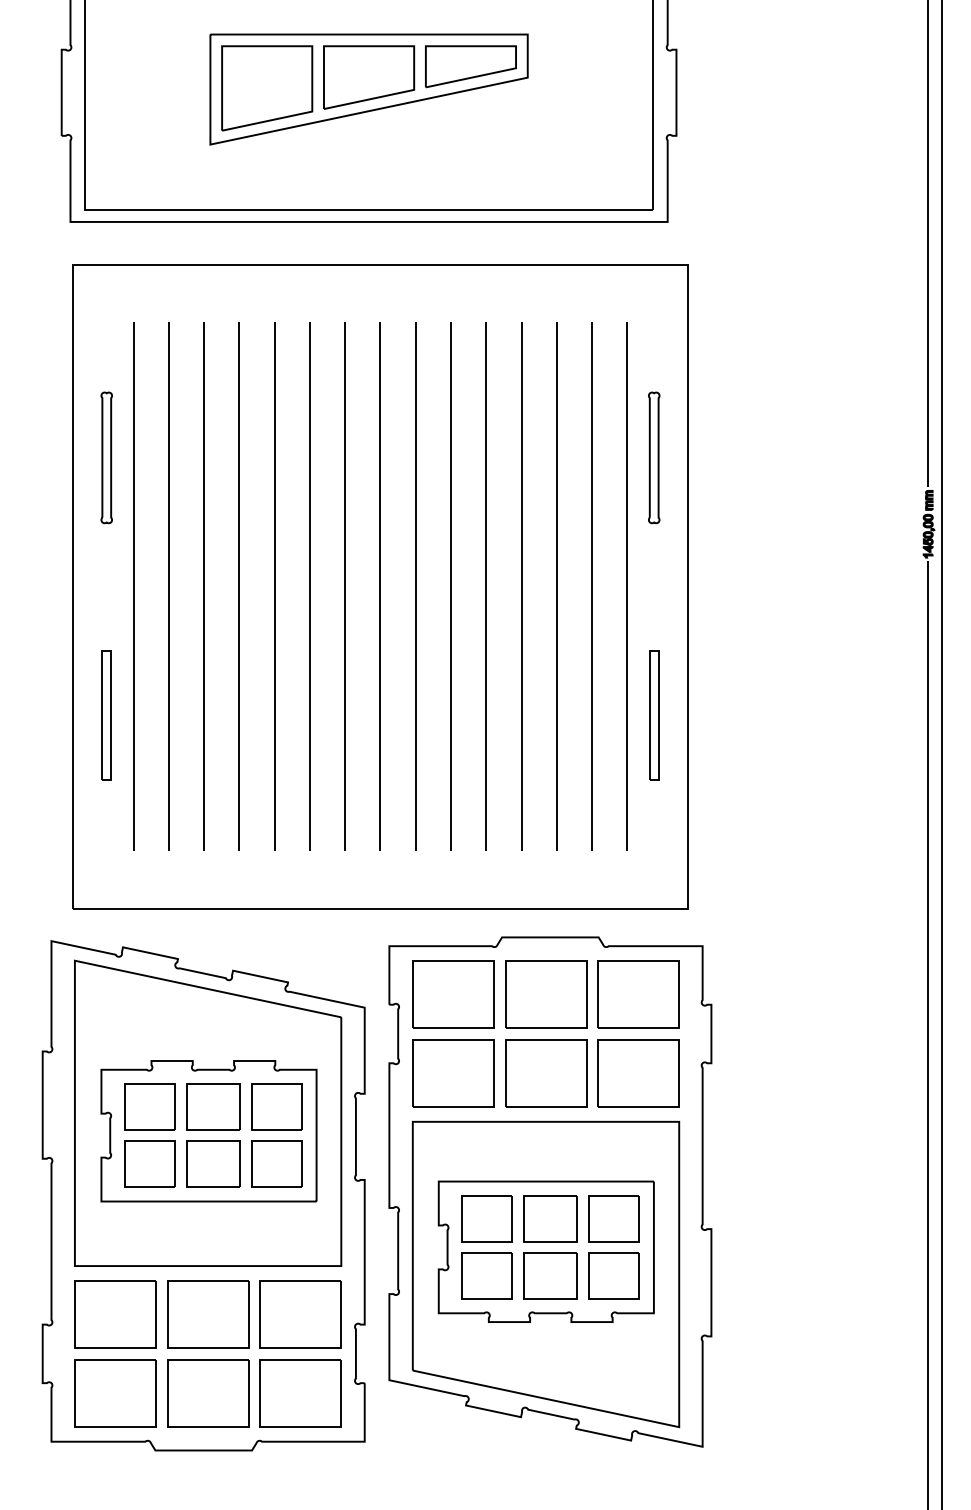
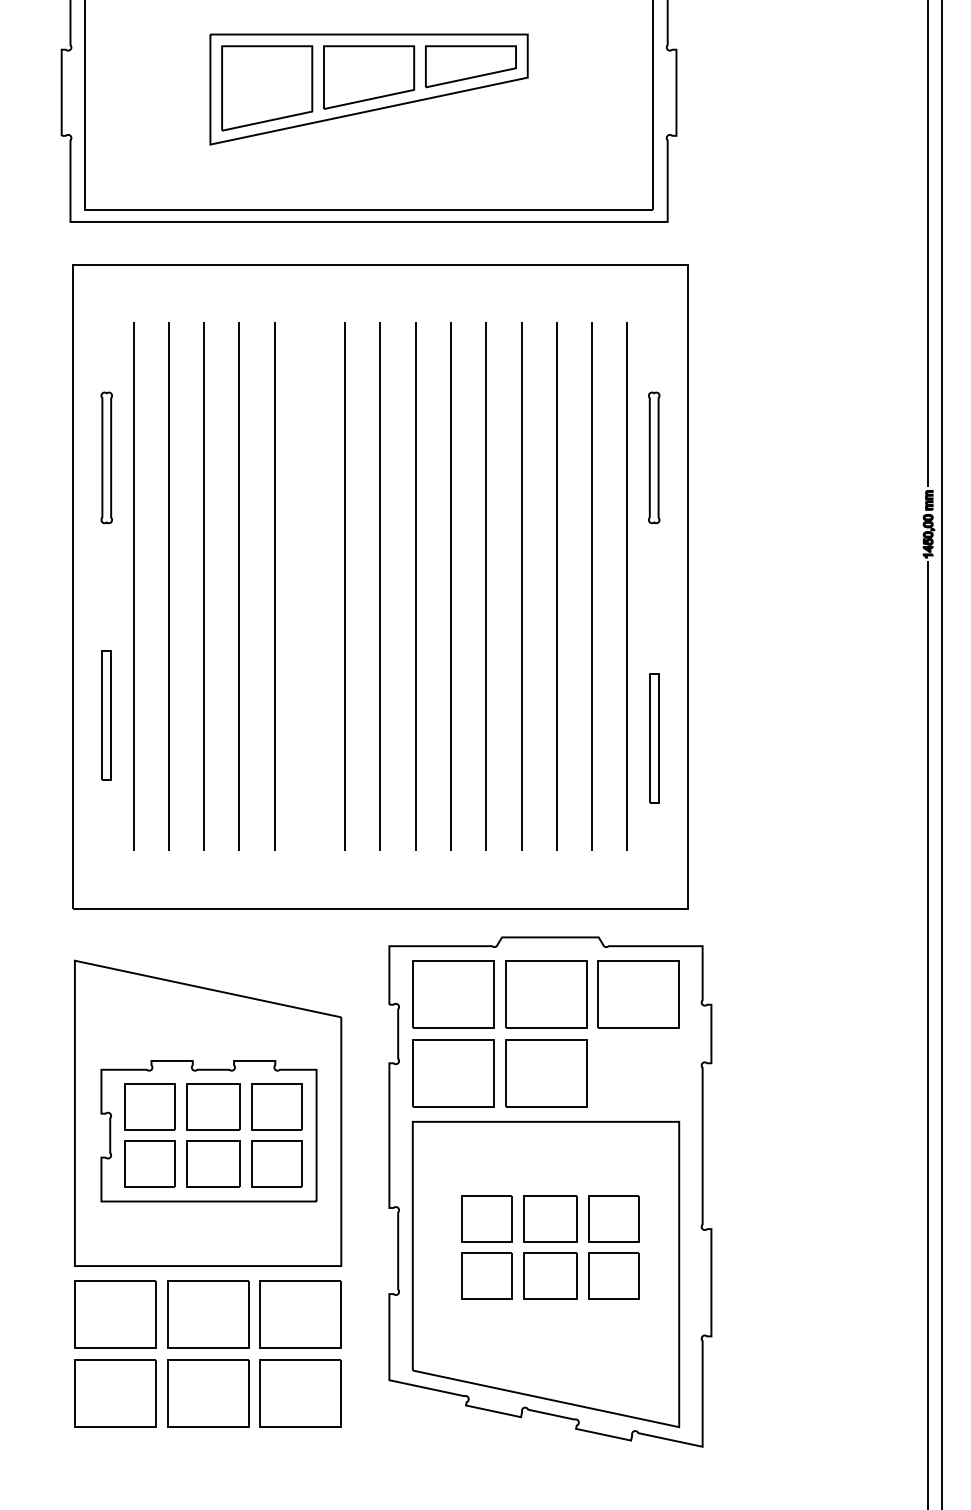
line: present -> none (309, 586)
part position: (654, 715) -> (654, 738) (654, 738)
part: present -> none (638, 1073)
part: present -> none (203, 1195)
part: present -> none (545, 1251)
